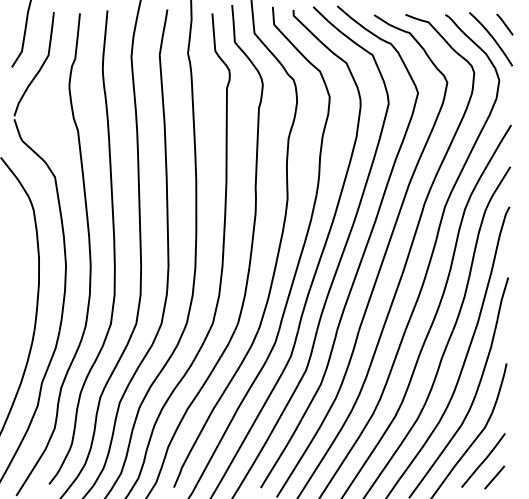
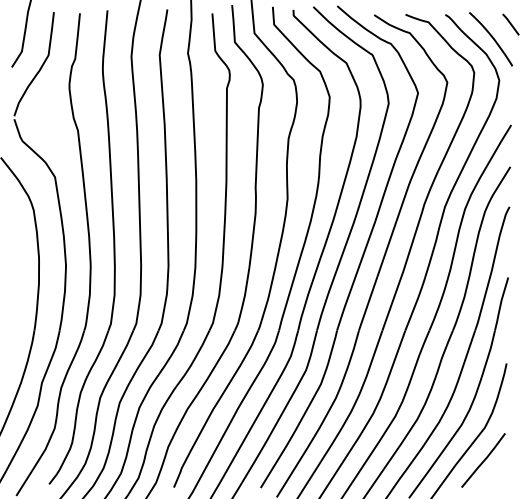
line position: (504, 24) -> (510, 24) (510, 24)
line: present -> none (494, 477)
